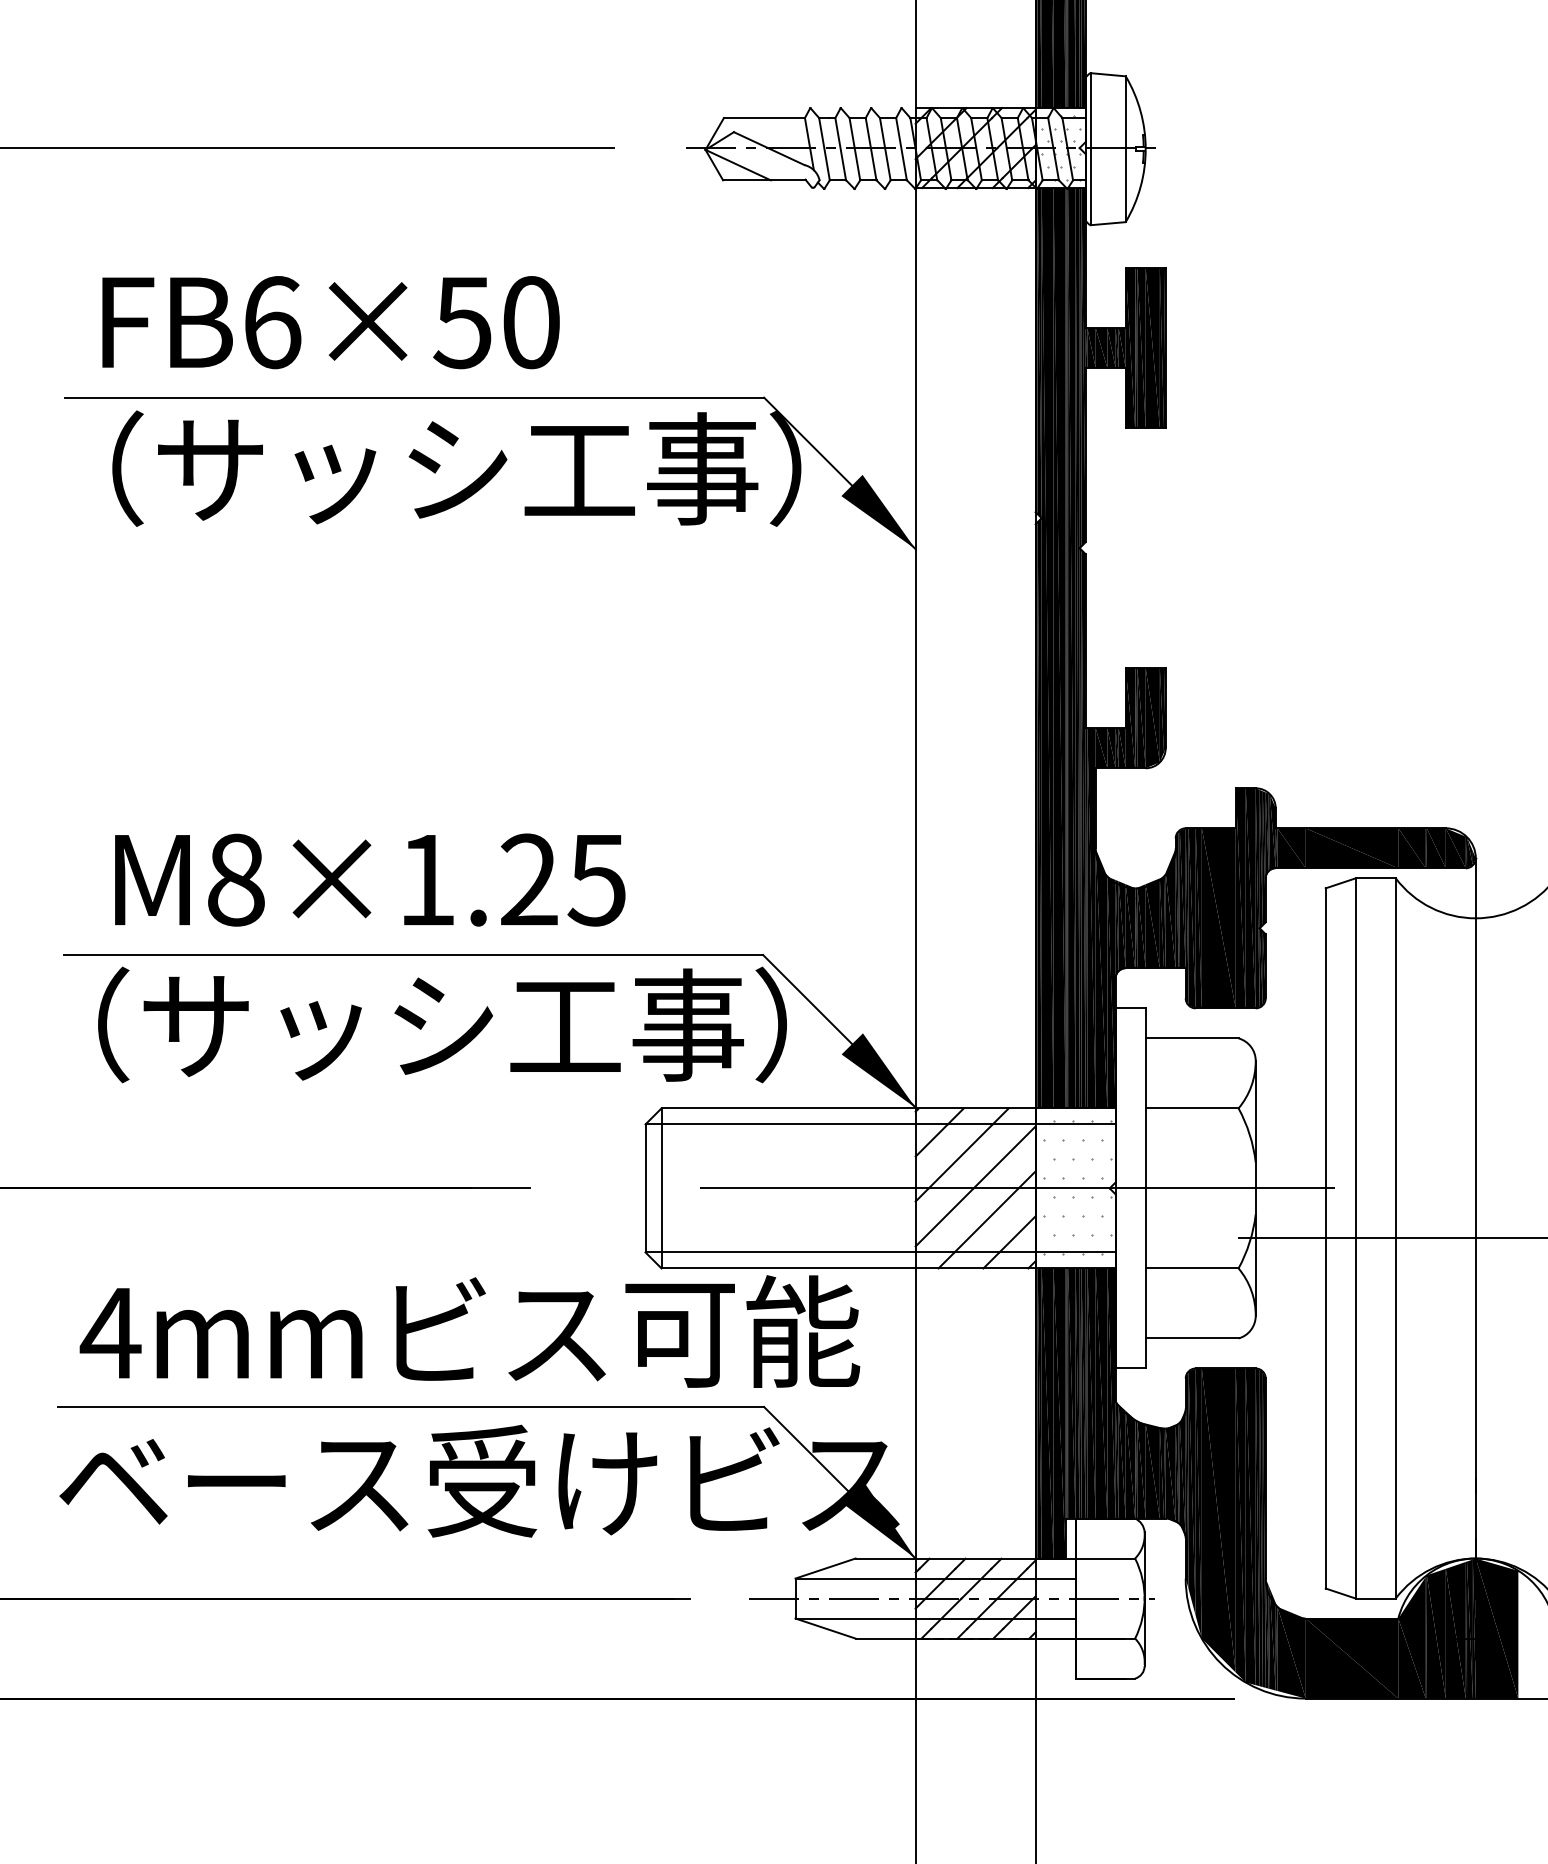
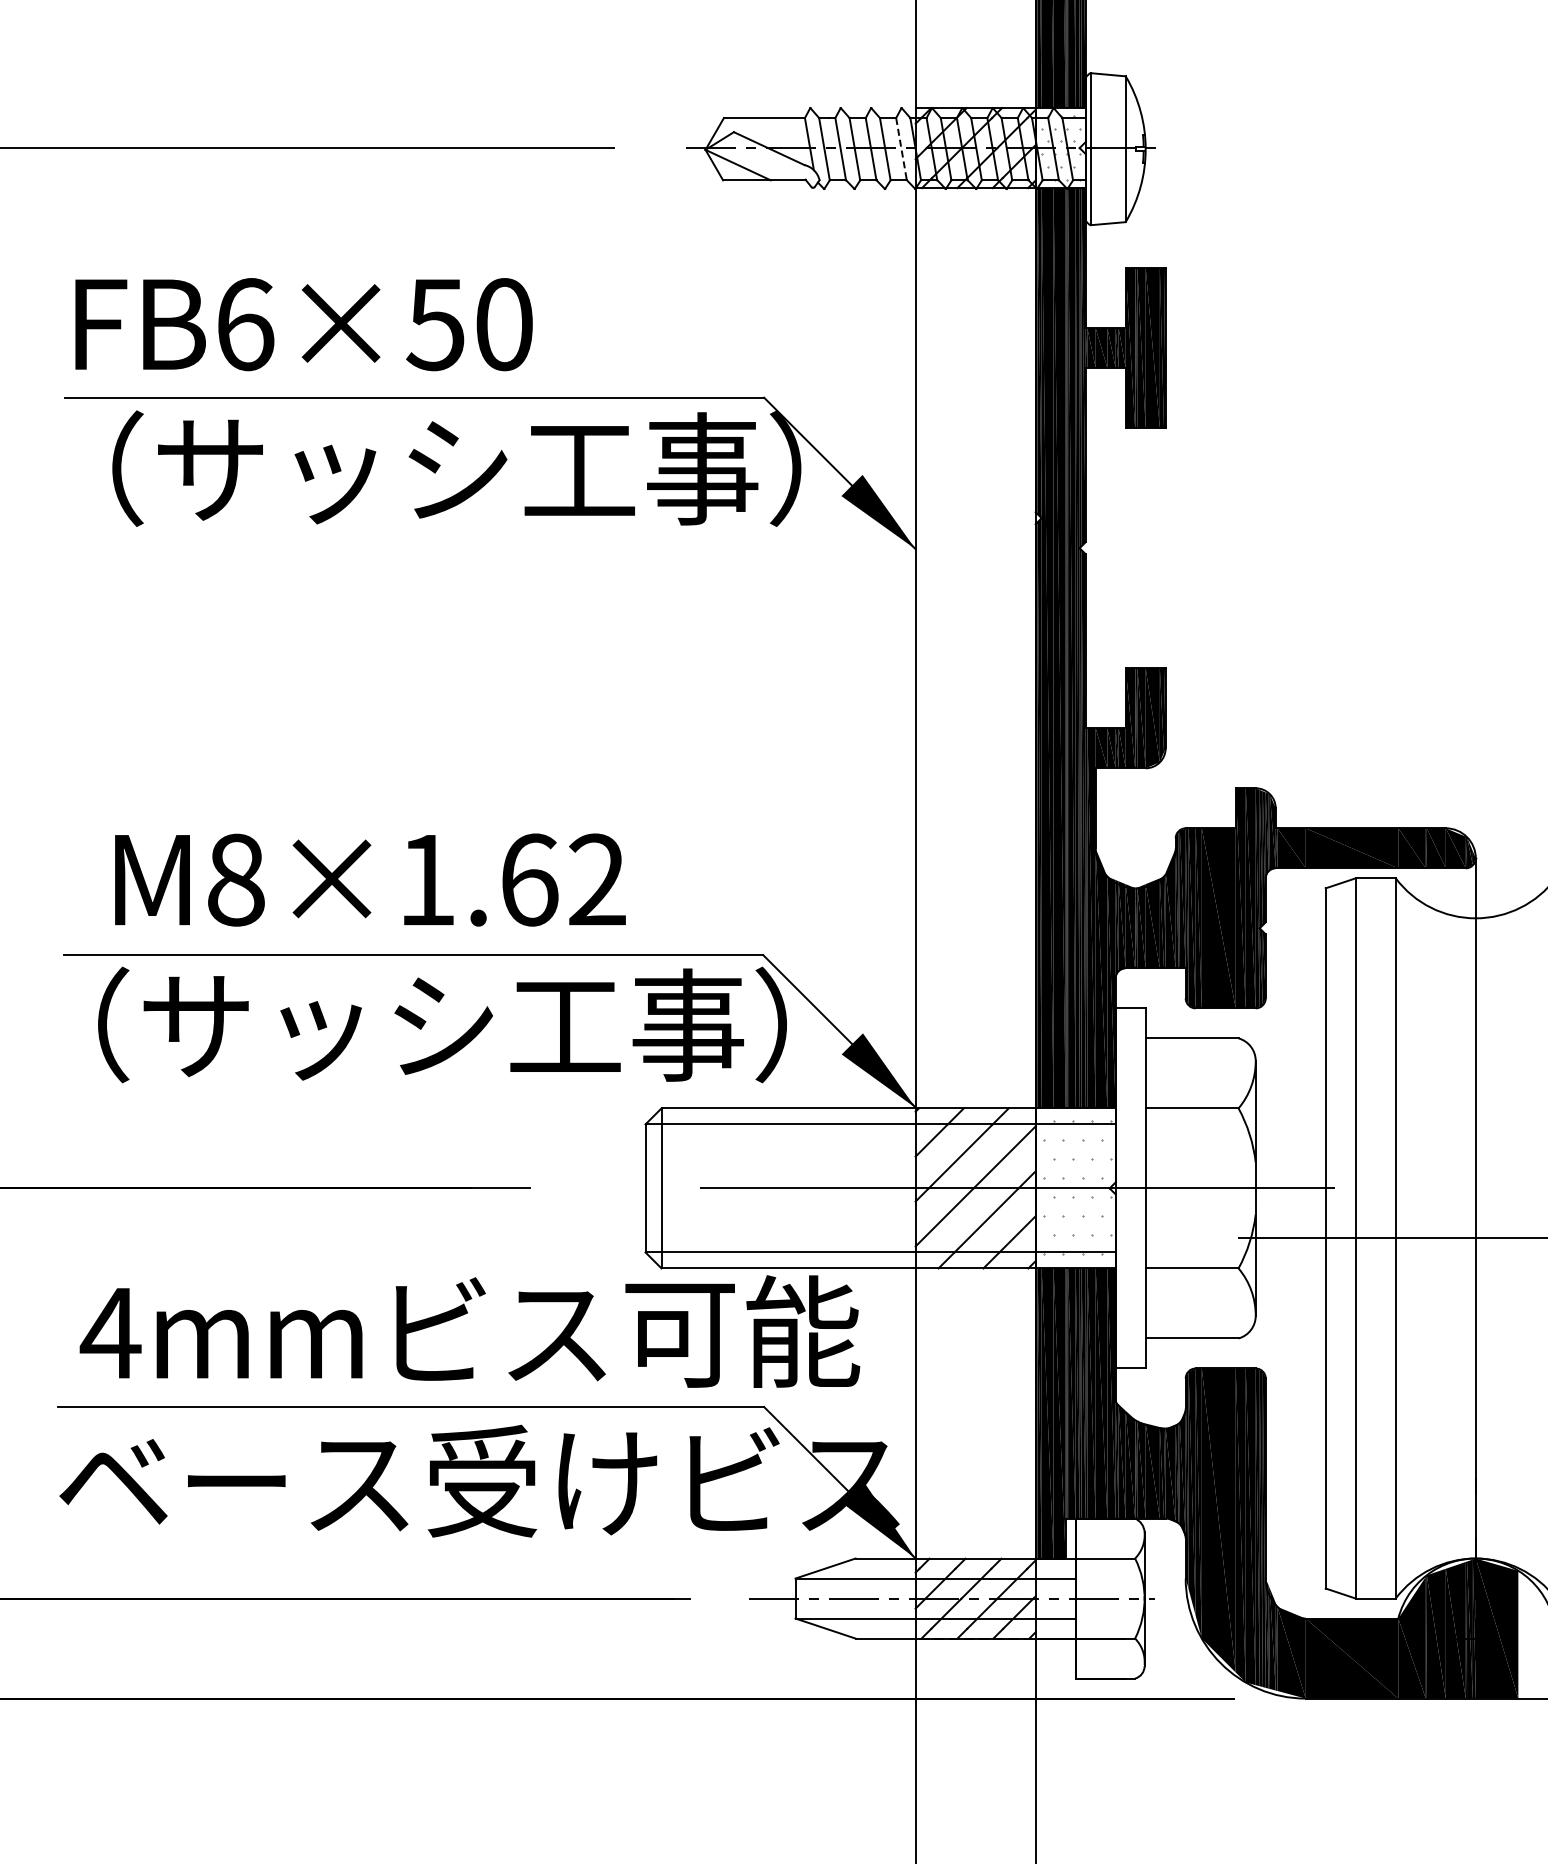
line: solid -> dashed (901, 149)
text position: (330, 322) -> (303, 324) (303, 324)
text: M8×1.25 -> M8×1.62 (562, 879)
